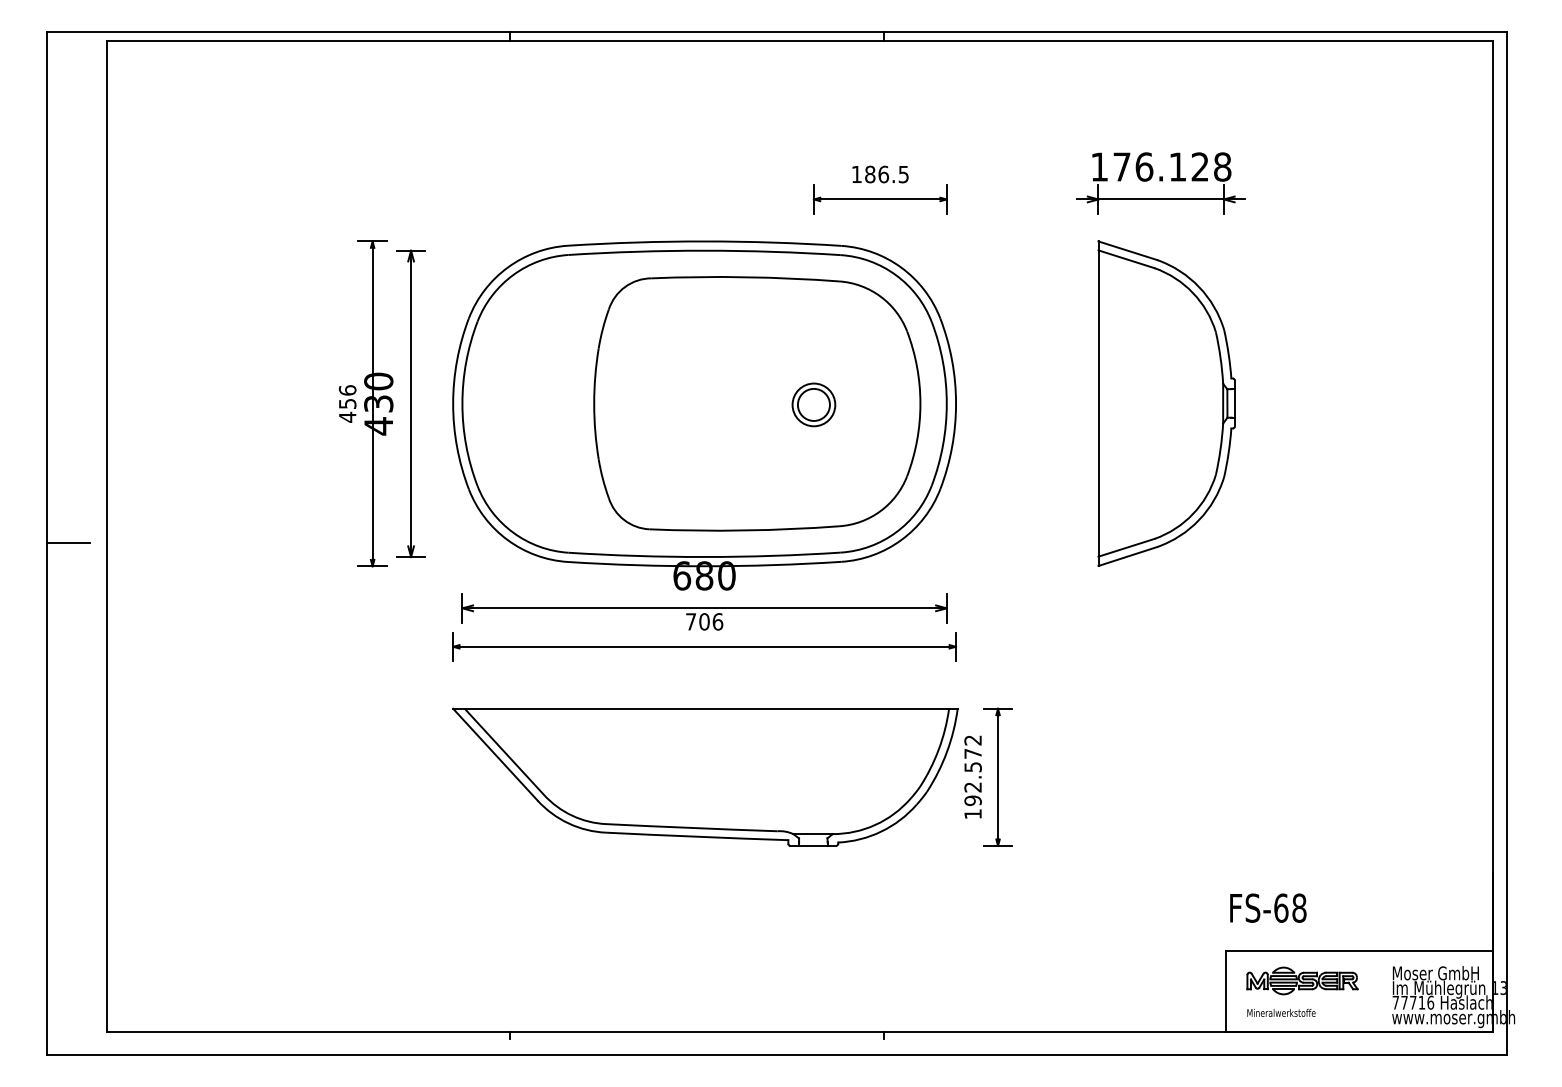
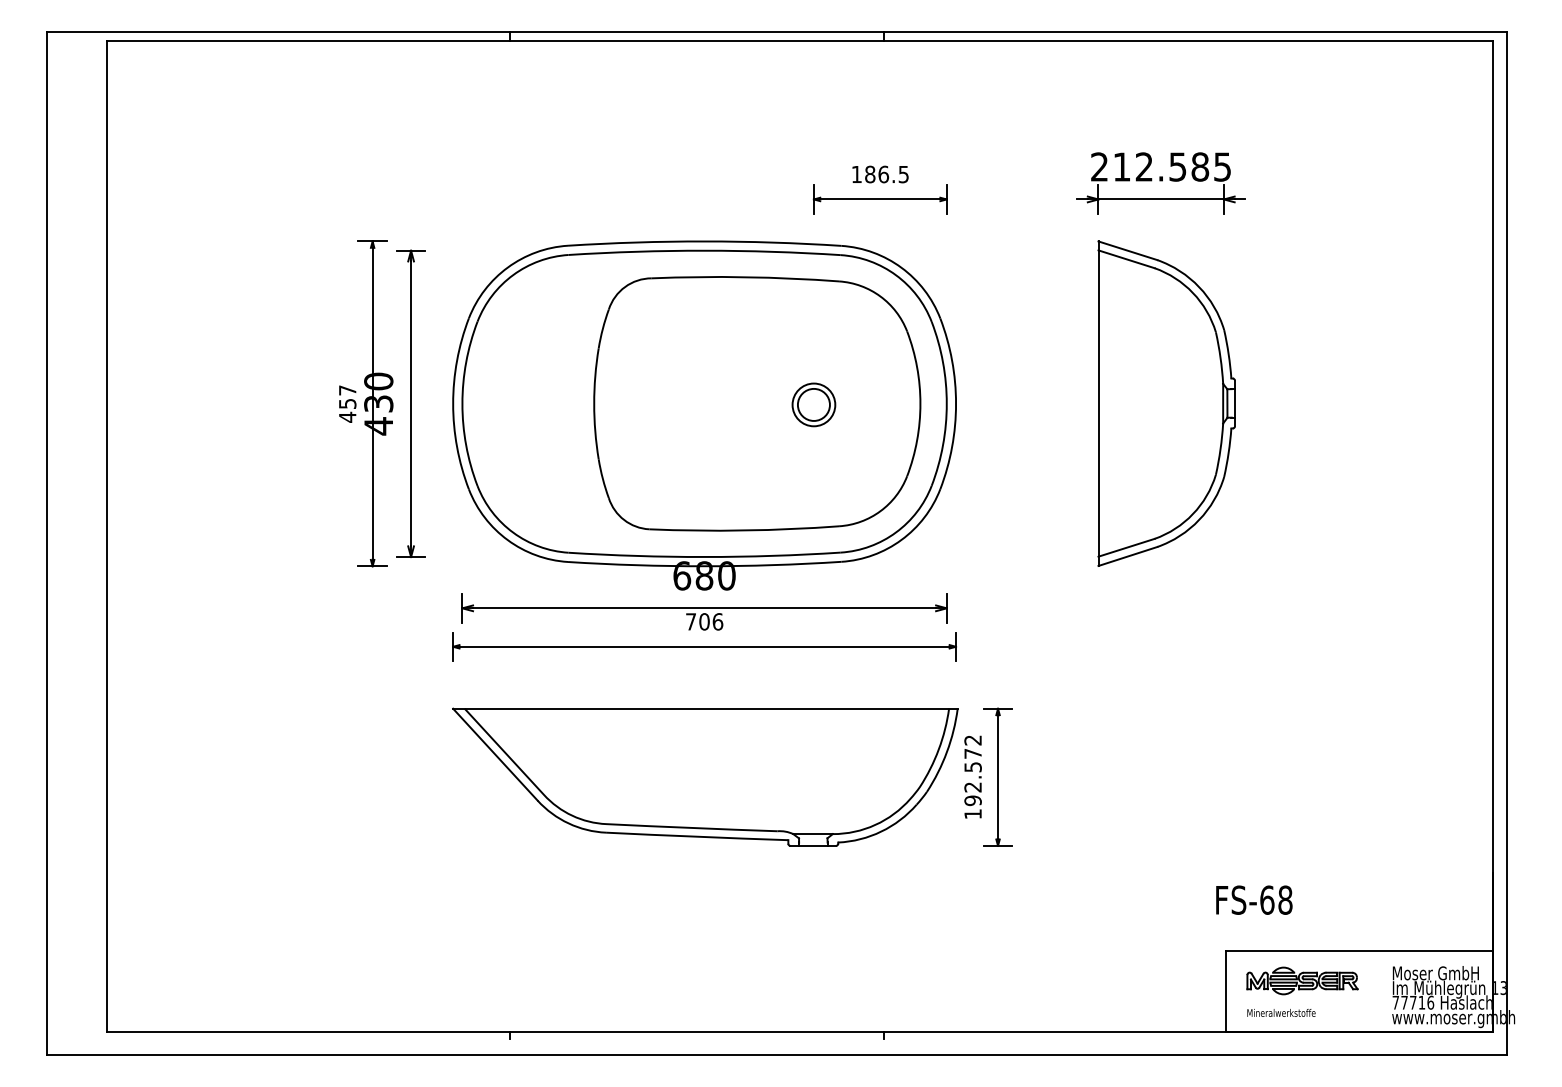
text: 176.128 -> 212.585 (1161, 166)
text: 456 -> 457 (347, 390)
line: present -> none (67, 543)
text position: (1268, 907) -> (1254, 899) (1254, 899)
